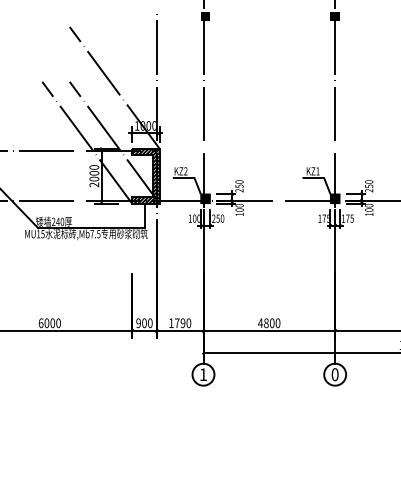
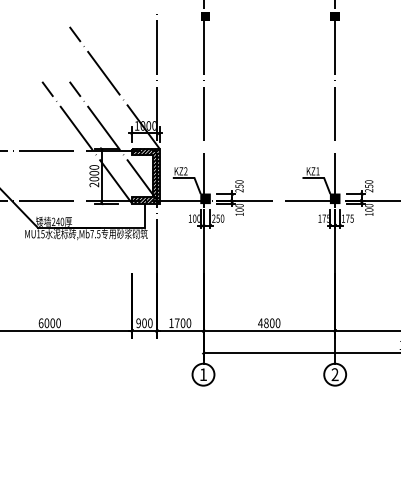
text: 1790 -> 1700 (182, 323)
text: 0 -> 2 (334, 374)
